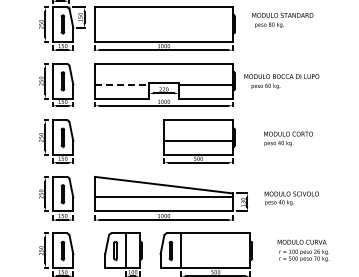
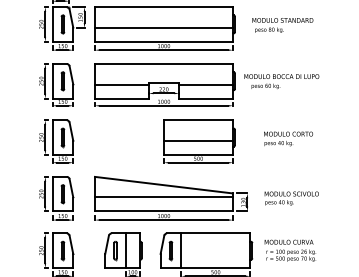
text position: (282, 20) -> (282, 25) (282, 25)
line: none -> present (163, 27)
line: dashed -> solid (121, 84)
text position: (303, 250) -> (290, 250) (290, 250)
